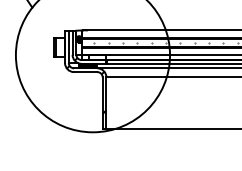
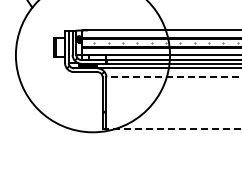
line: solid -> dashed (173, 77)
line: solid -> dashed (173, 128)
